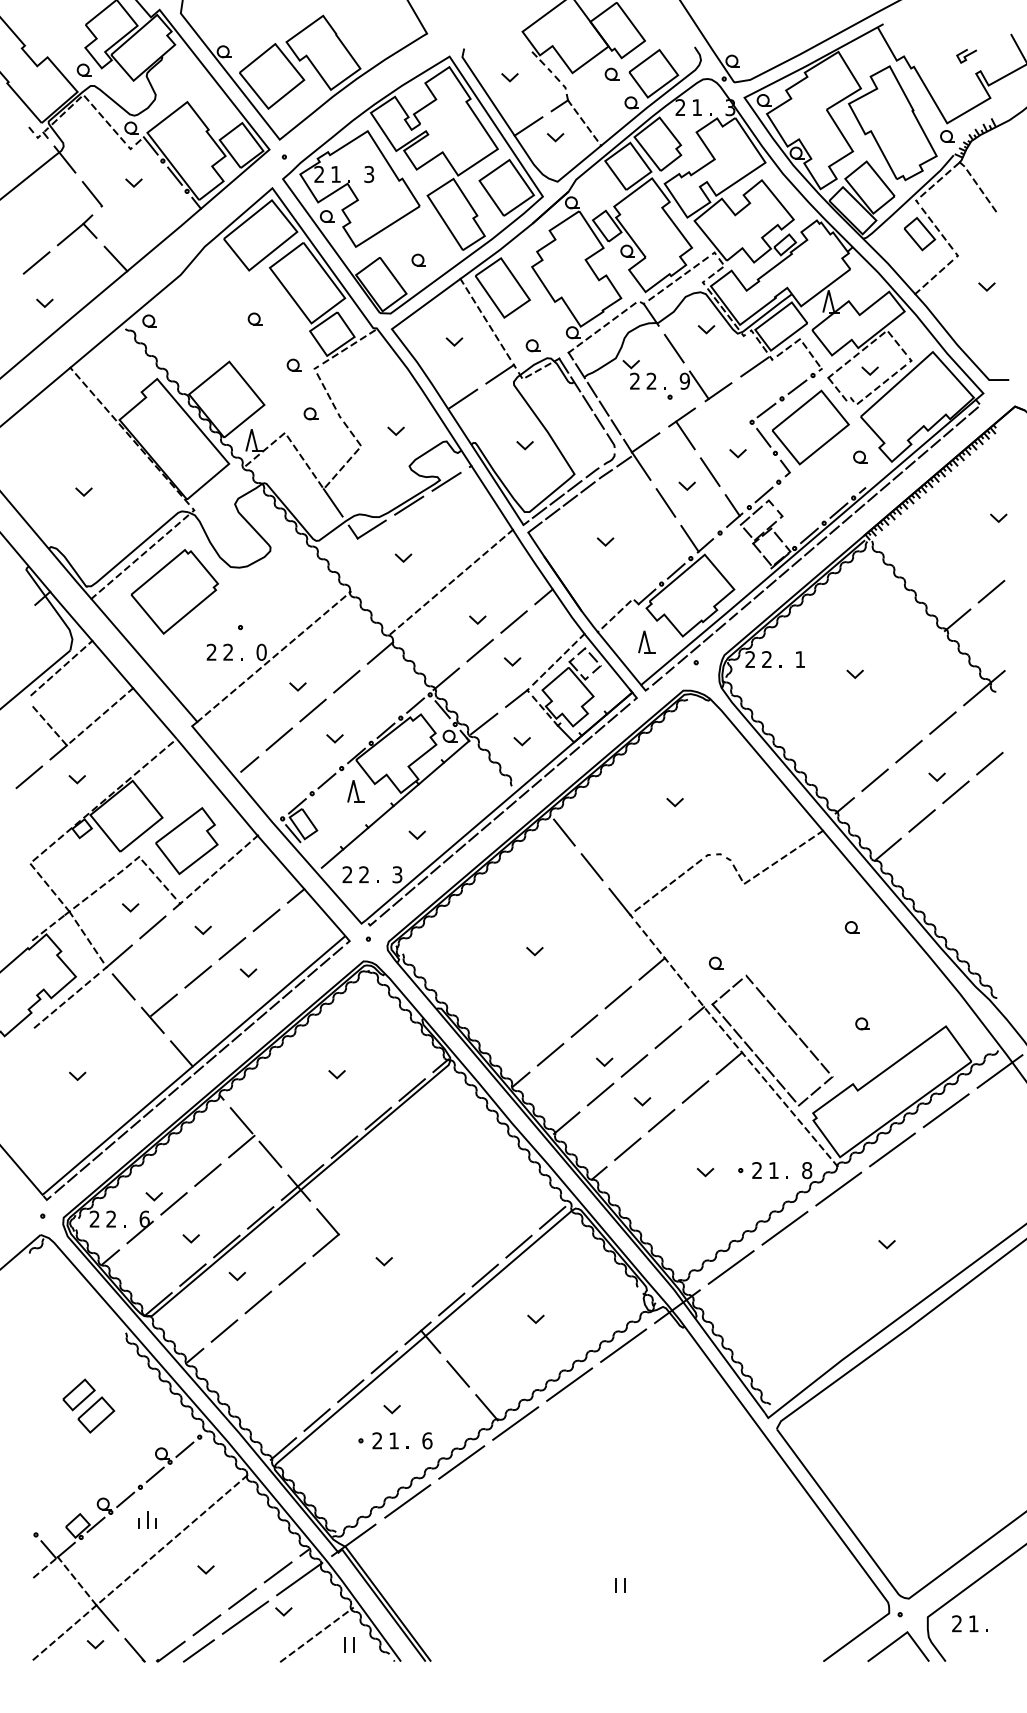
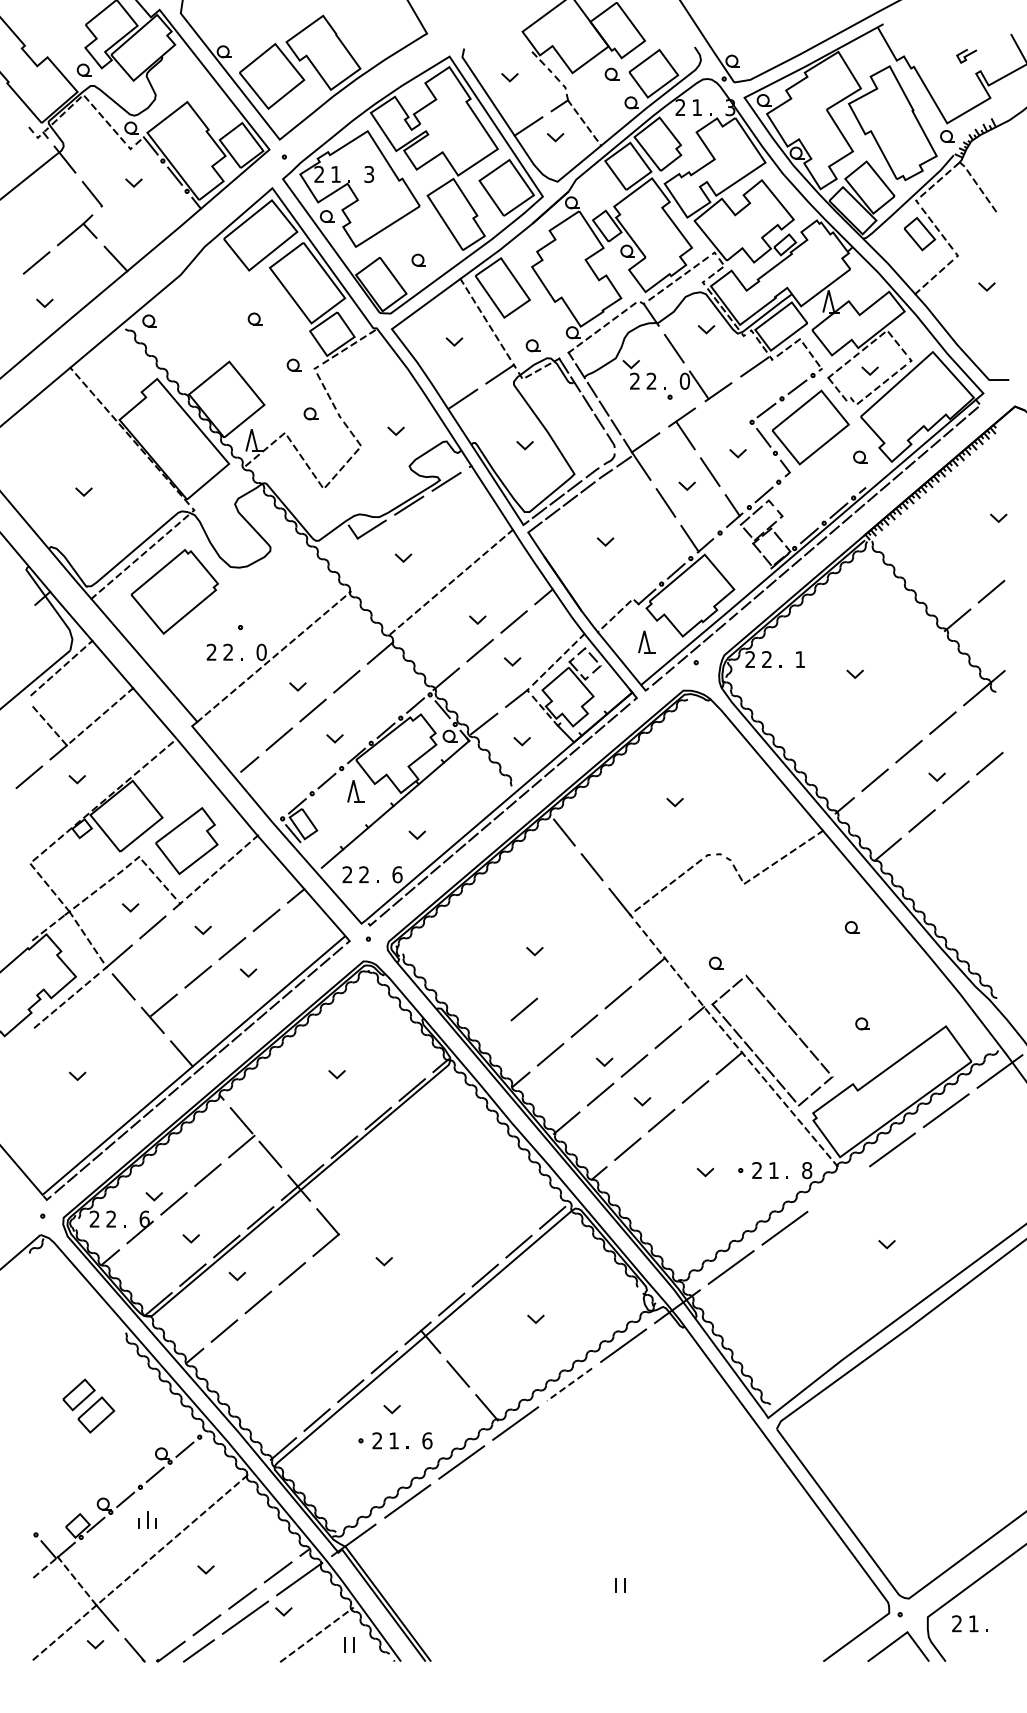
text: 9 -> 0 (684, 381)
line: present -> none (332, 502)
text: 3 -> 6 (397, 874)
line: none -> present (524, 1009)
line: present -> none (838, 1188)
line: solid -> dashed (569, 1384)
